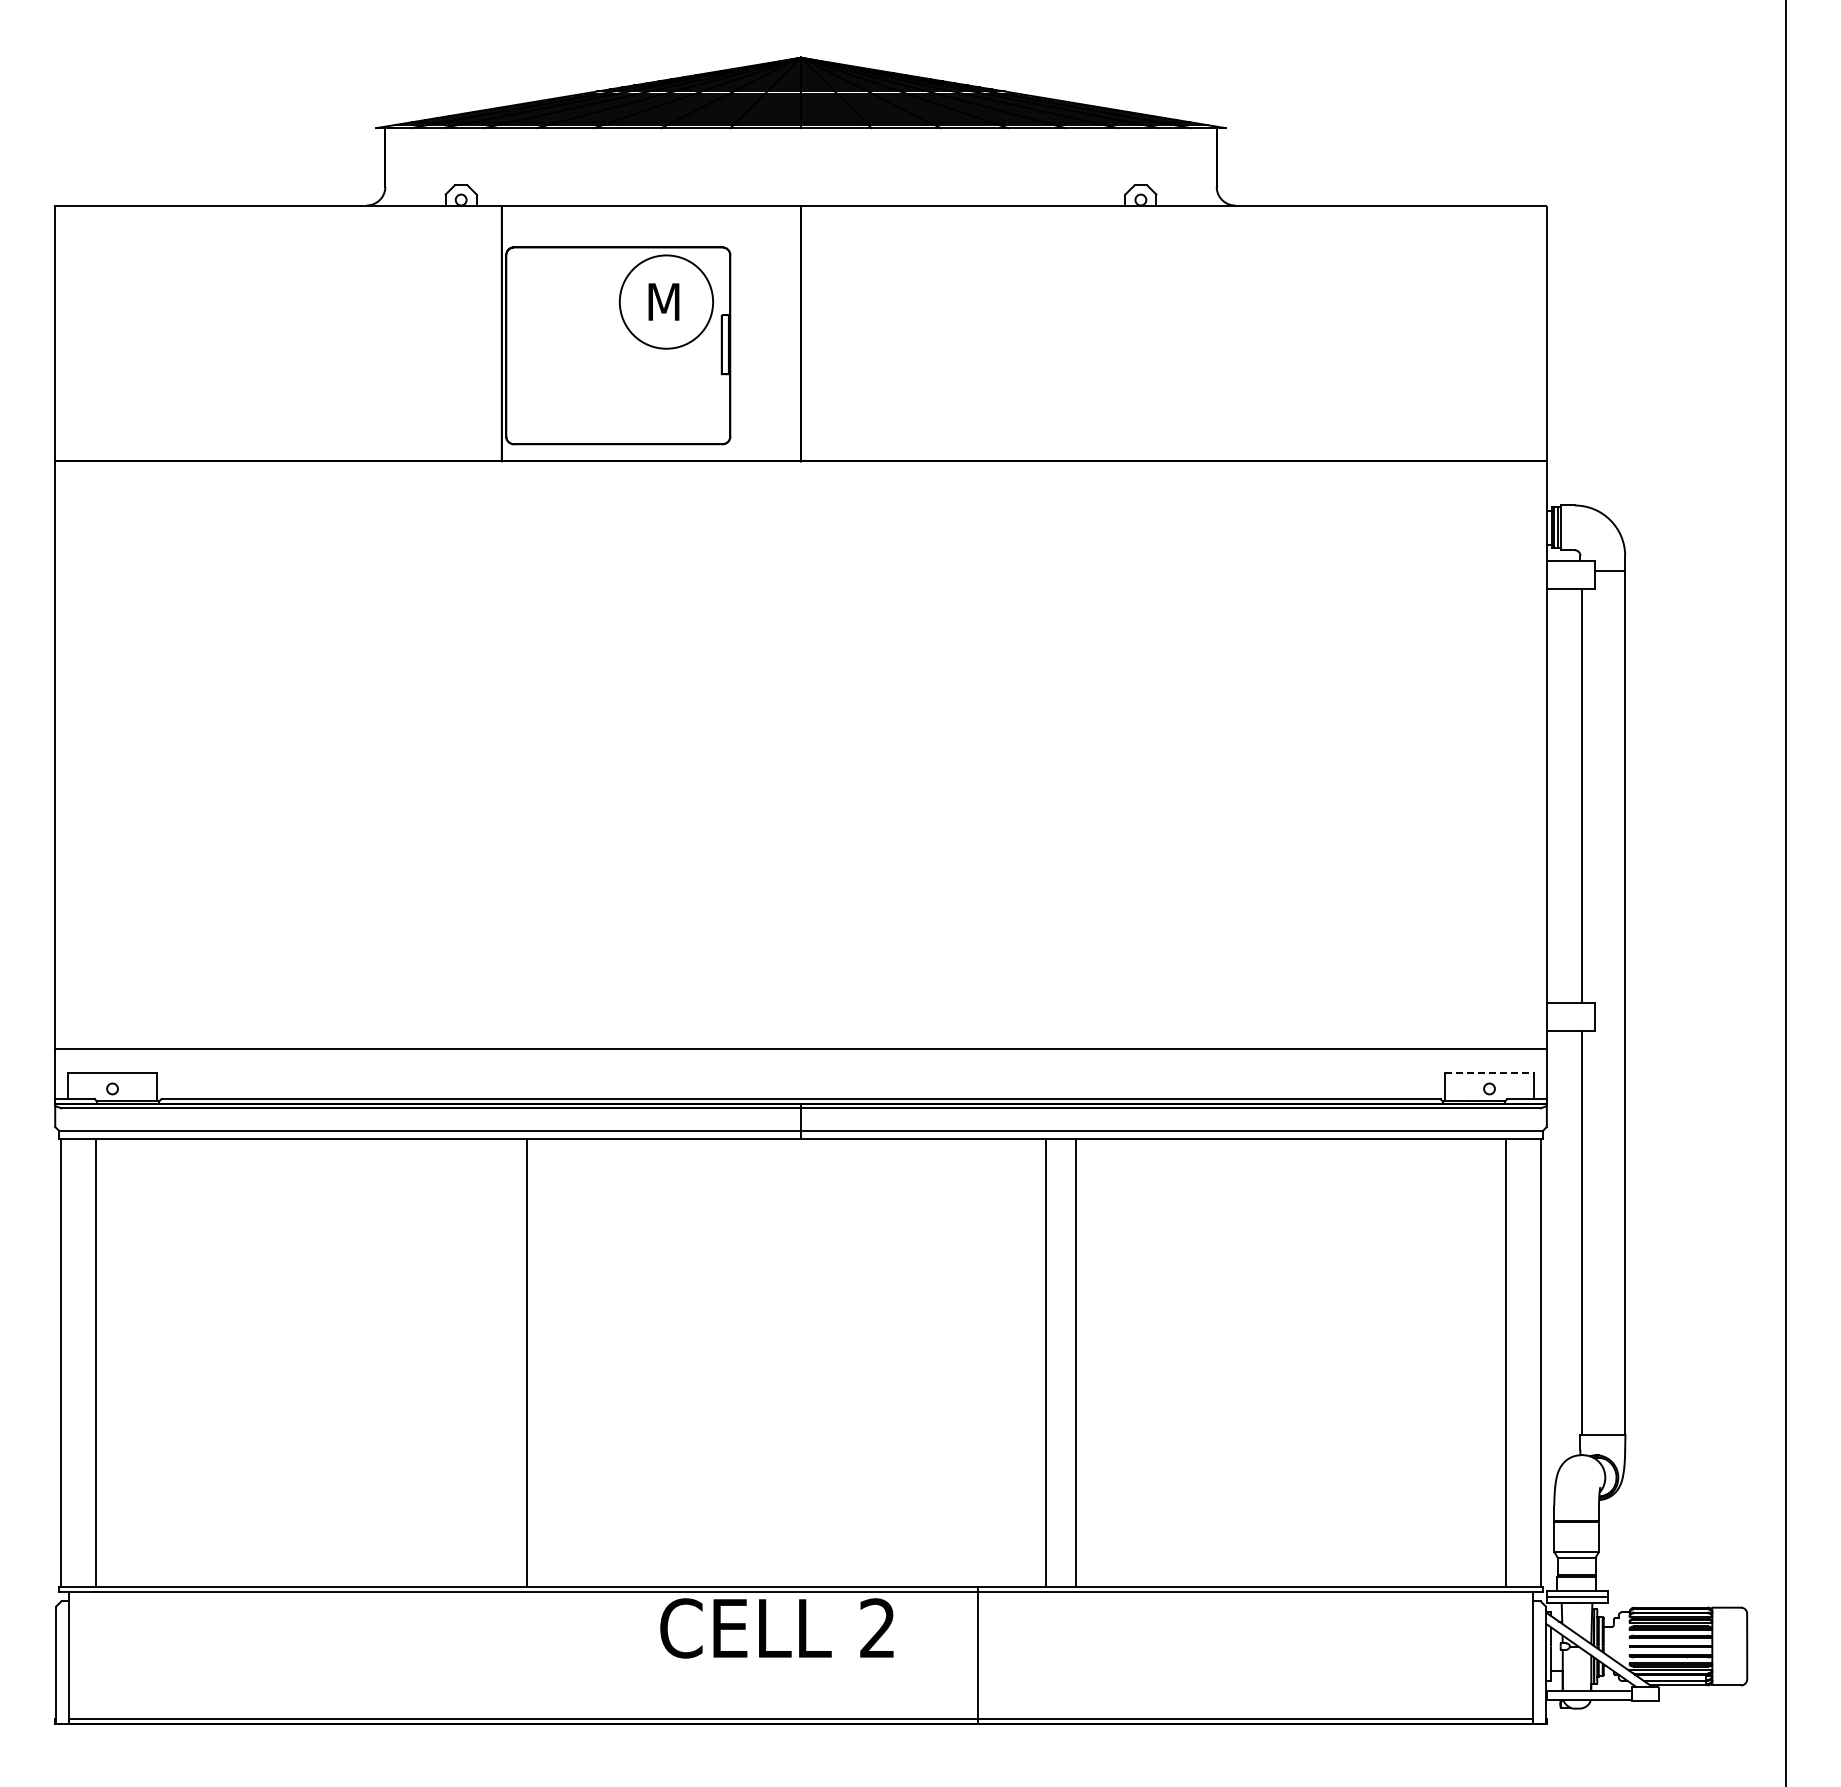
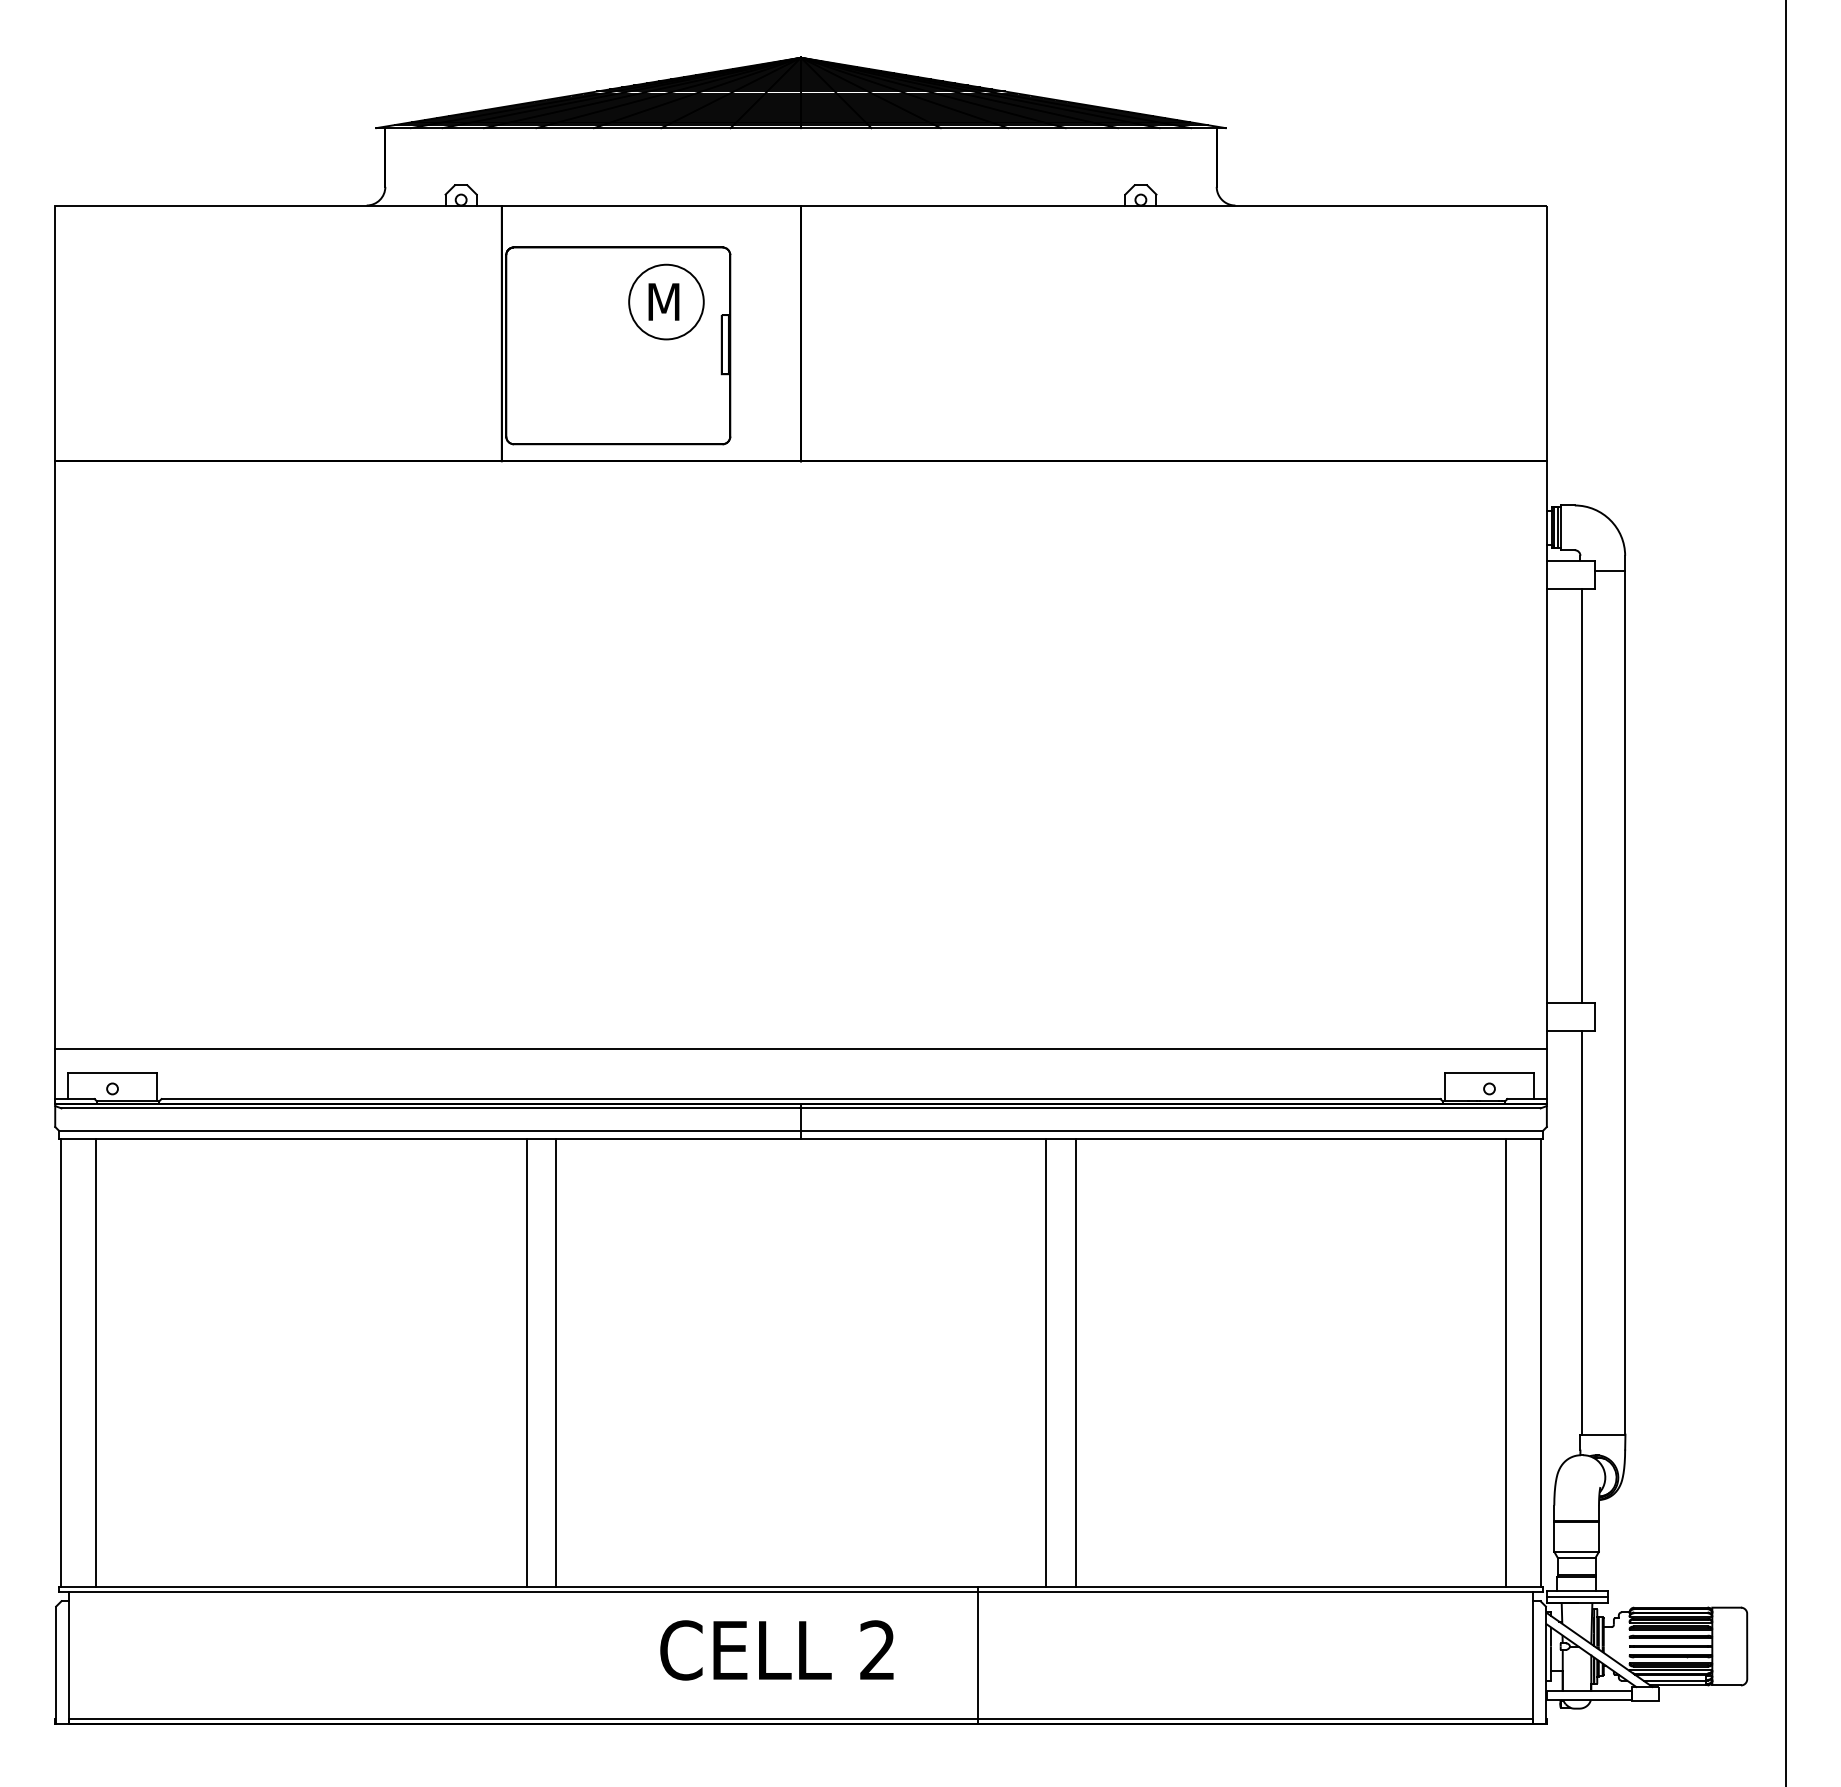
circle diameter: 93 px -> 75 px (666, 301)
line: dashed -> solid (1489, 1073)
line: none -> present (556, 1363)
text position: (776, 1628) -> (776, 1650) (776, 1650)
